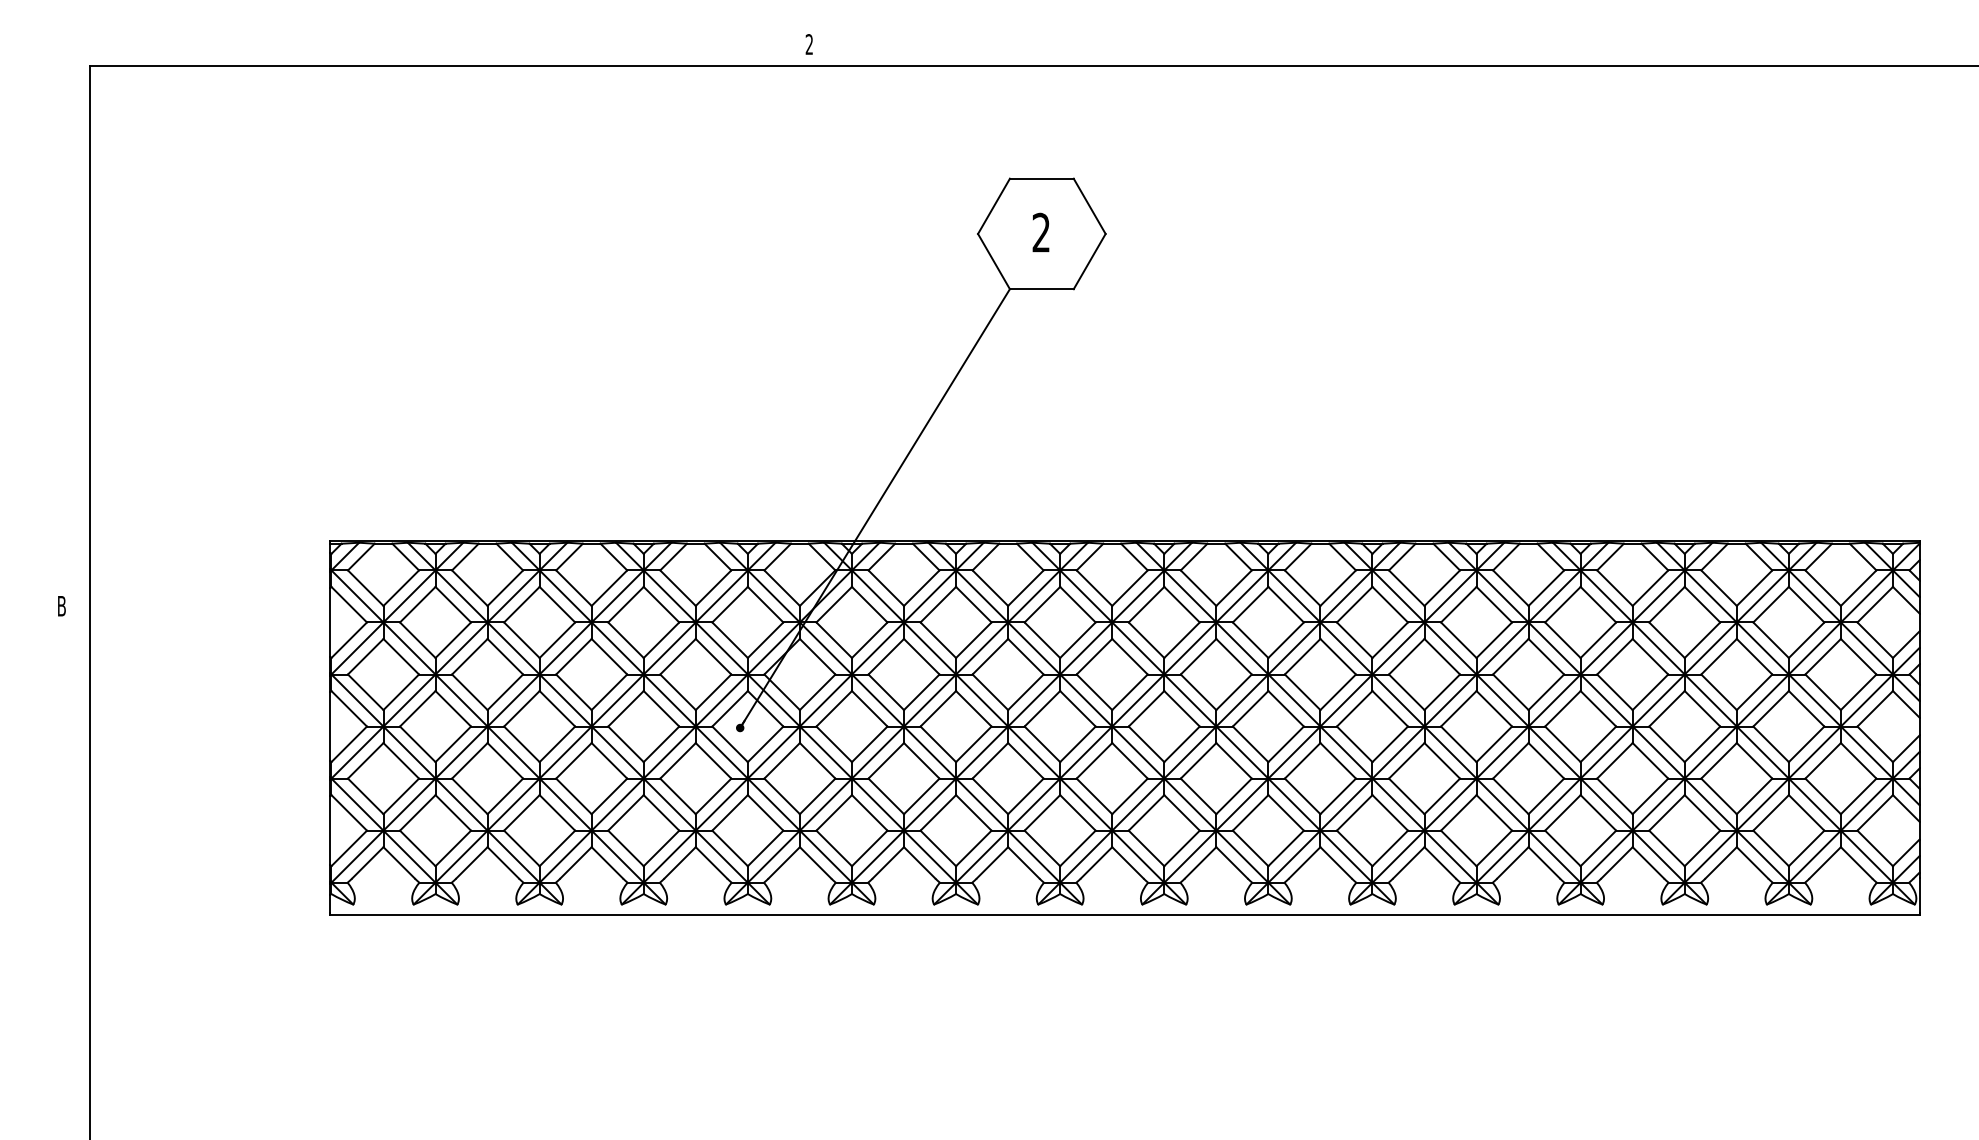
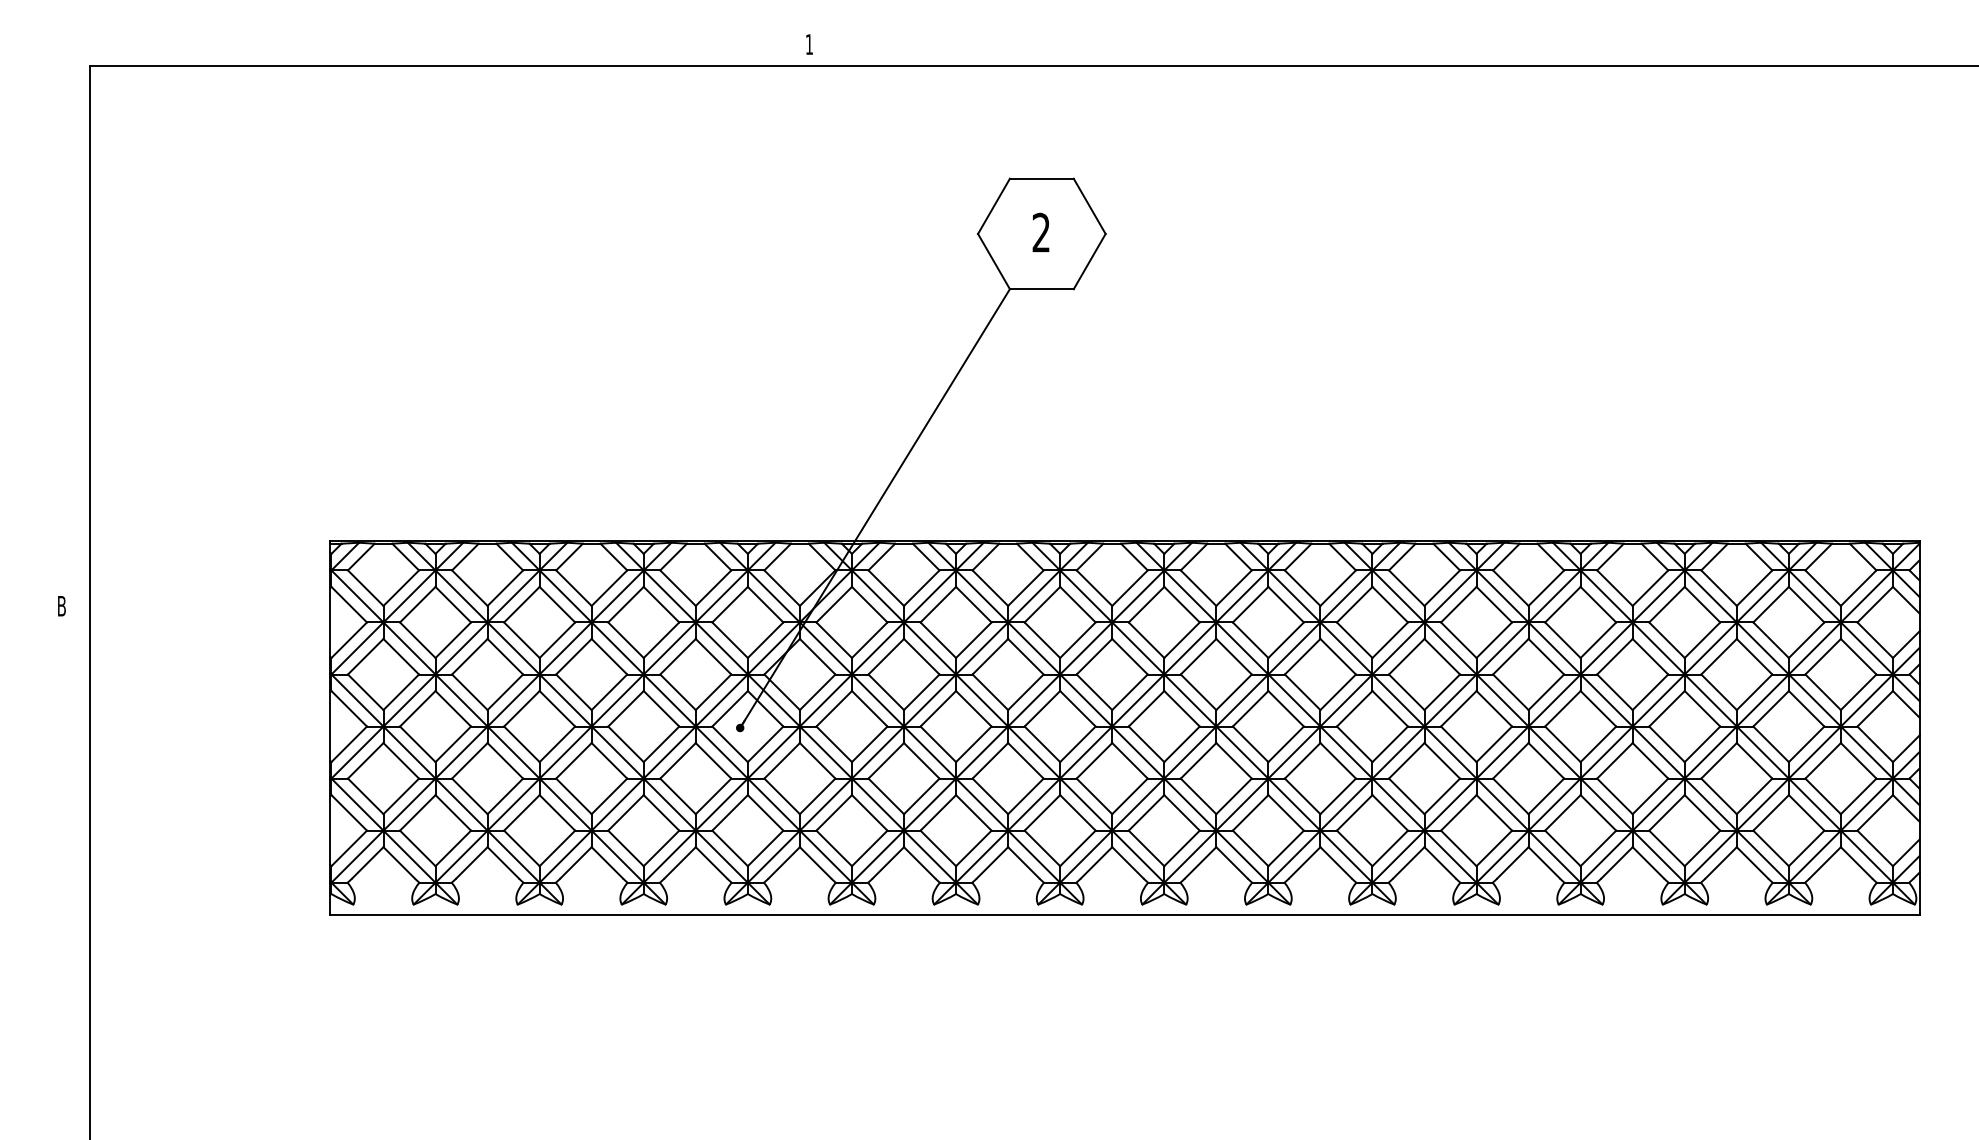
text: 2 -> 1 (808, 44)
